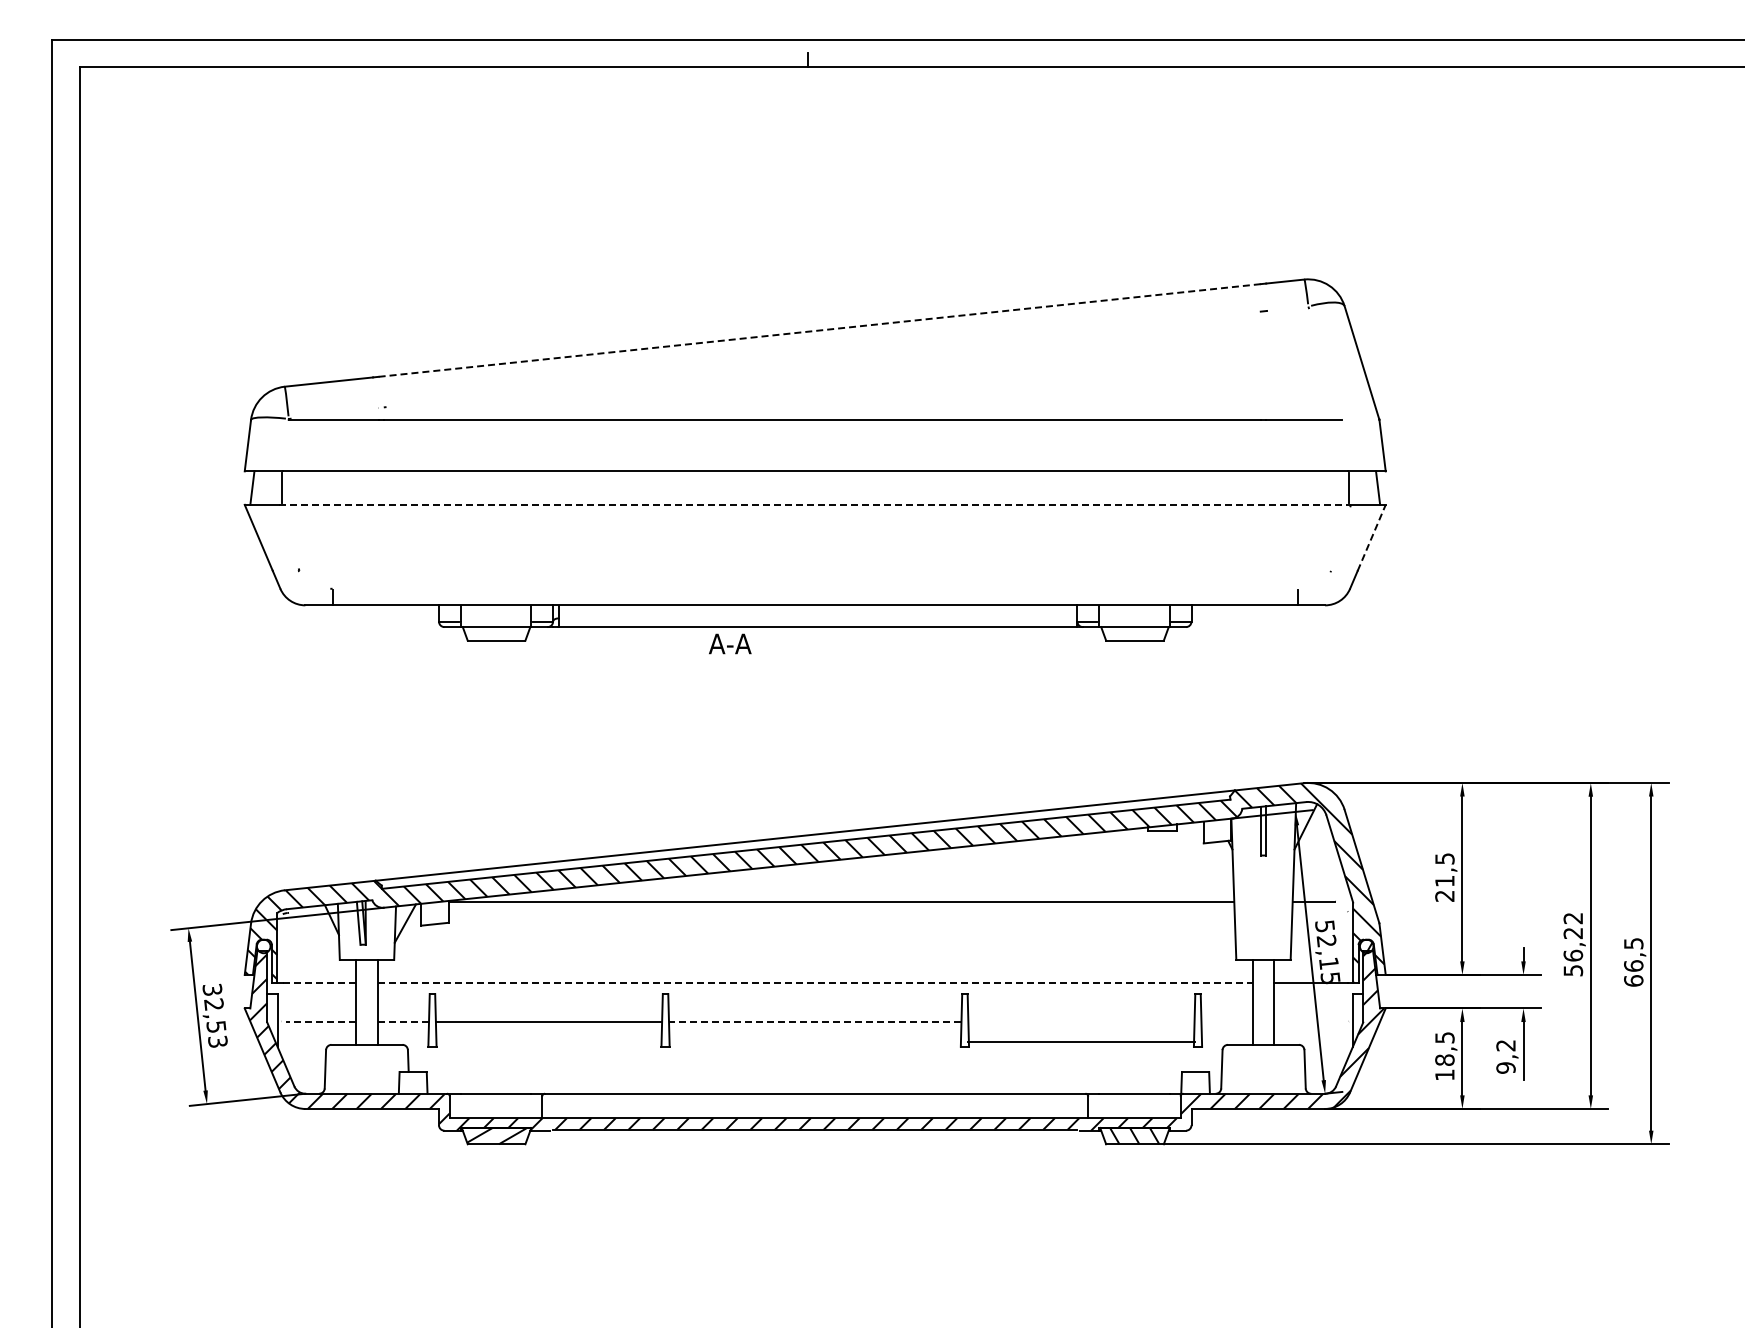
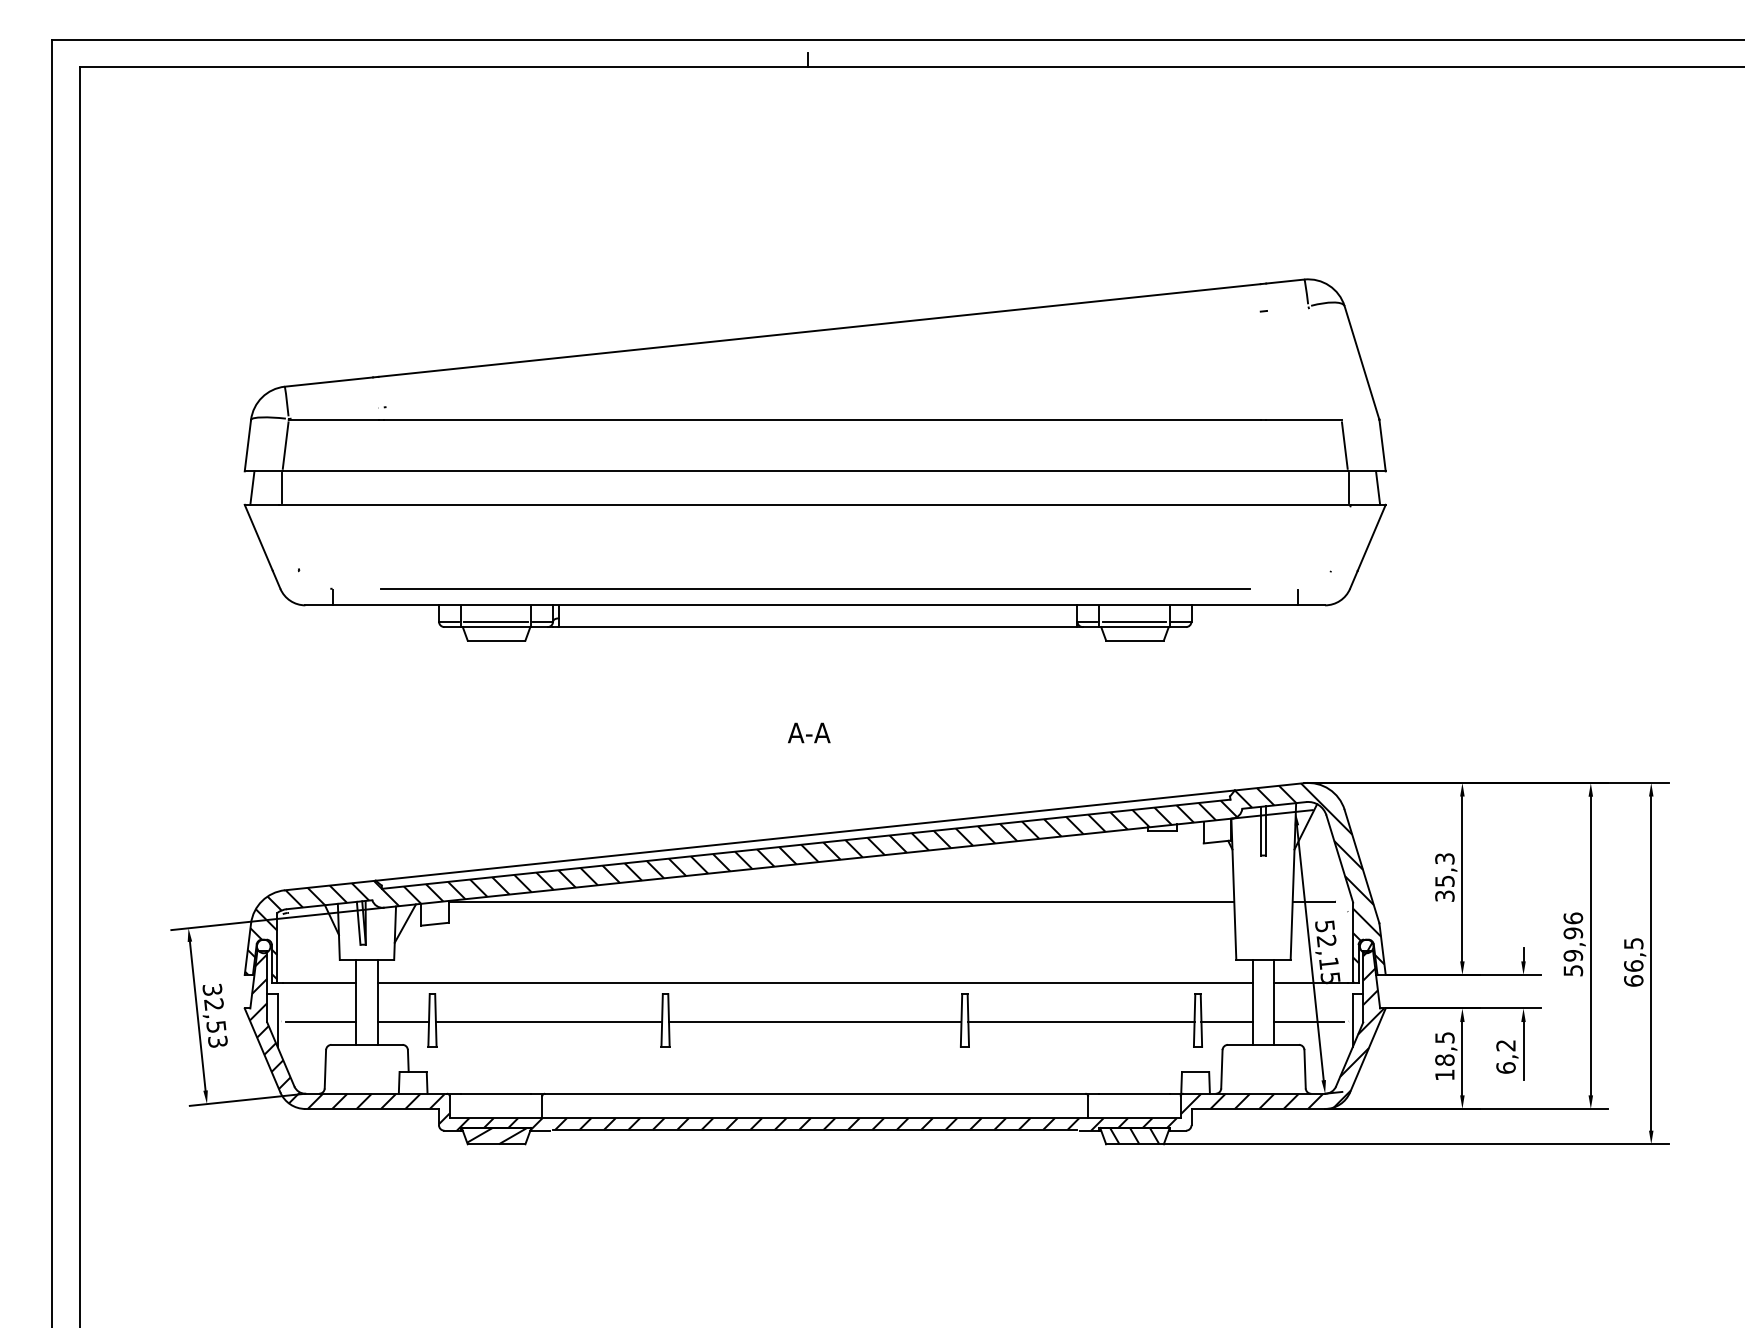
line: dashed -> solid (819, 330)
line: none -> present (285, 445)
line: none -> present (1344, 445)
line: dashed -> solid (815, 504)
line: dashed -> solid (1371, 537)
line: none -> present (815, 588)
line: none -> present (495, 621)
line: none -> present (1134, 621)
text position: (730, 643) -> (809, 732) (809, 732)
text: 21,5 -> 35,3 (1444, 877)
text: 56,22 -> 59,96 (1573, 936)
line: dashed -> solid (319, 983)
line: dashed -> solid (815, 983)
line: dashed -> solid (320, 1022)
line: dashed -> solid (403, 1022)
line: dashed -> solid (814, 1022)
line: none -> present (1226, 1022)
line: none -> present (1309, 1022)
line position: (1081, 1042) -> (1081, 1022) (1081, 1022)
text: 9,2 -> 6,2 (1505, 1067)
